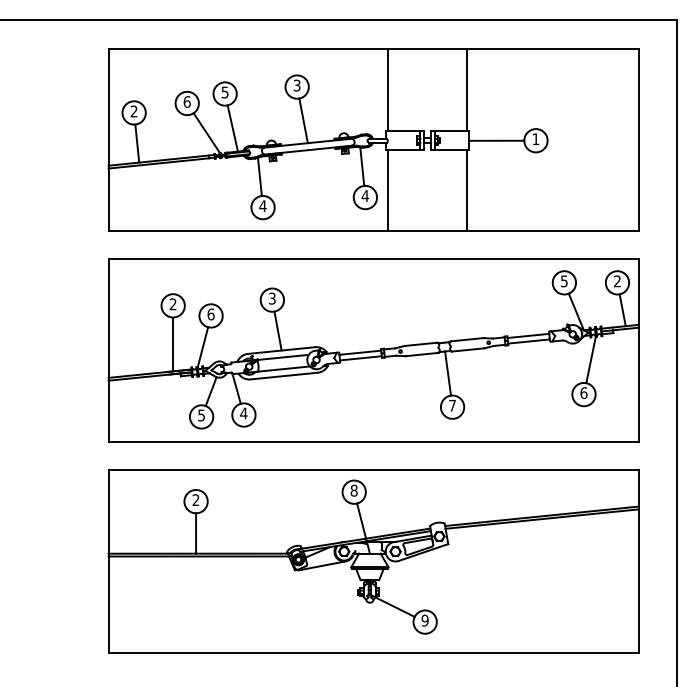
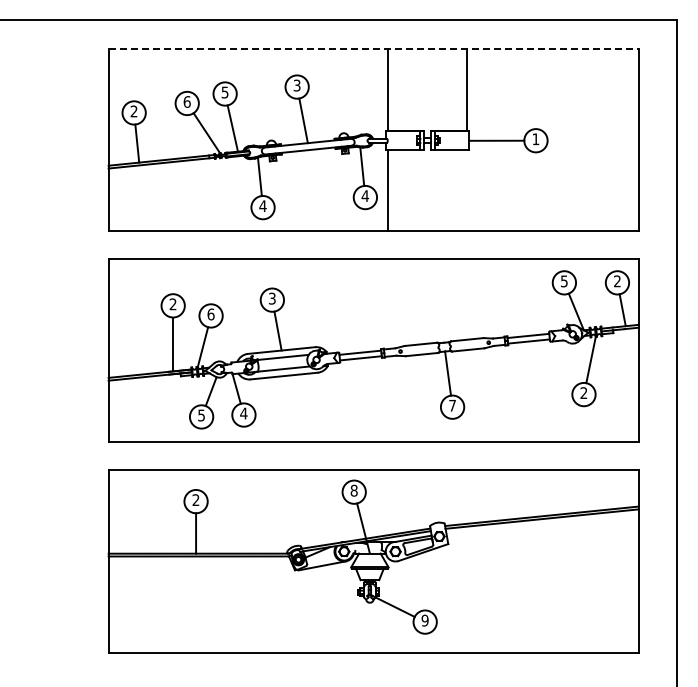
line: solid -> dashed (374, 48)
line: present -> none (466, 190)
text: 6 -> 2 (583, 393)
